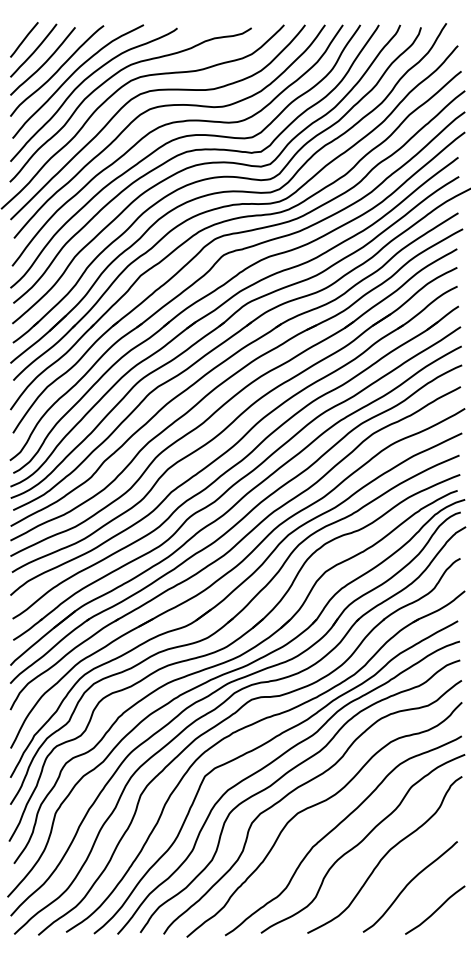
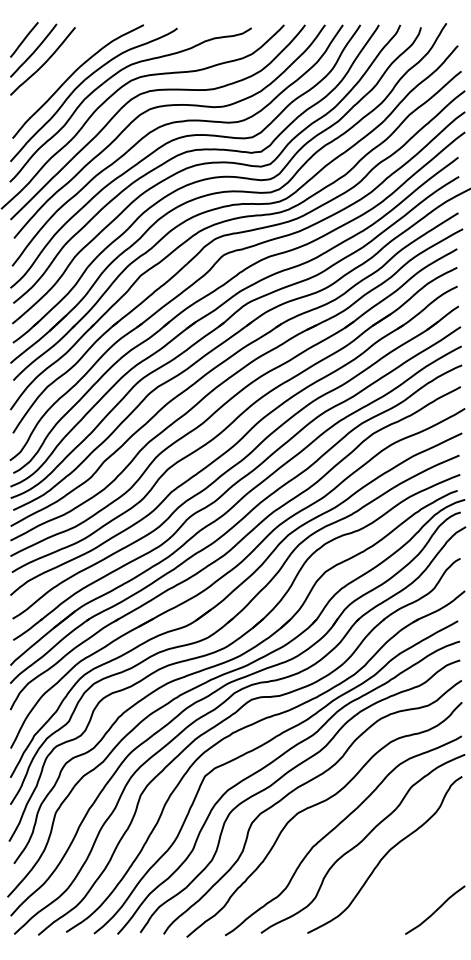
curve: present -> none (57, 70)
curve: present -> none (408, 885)
